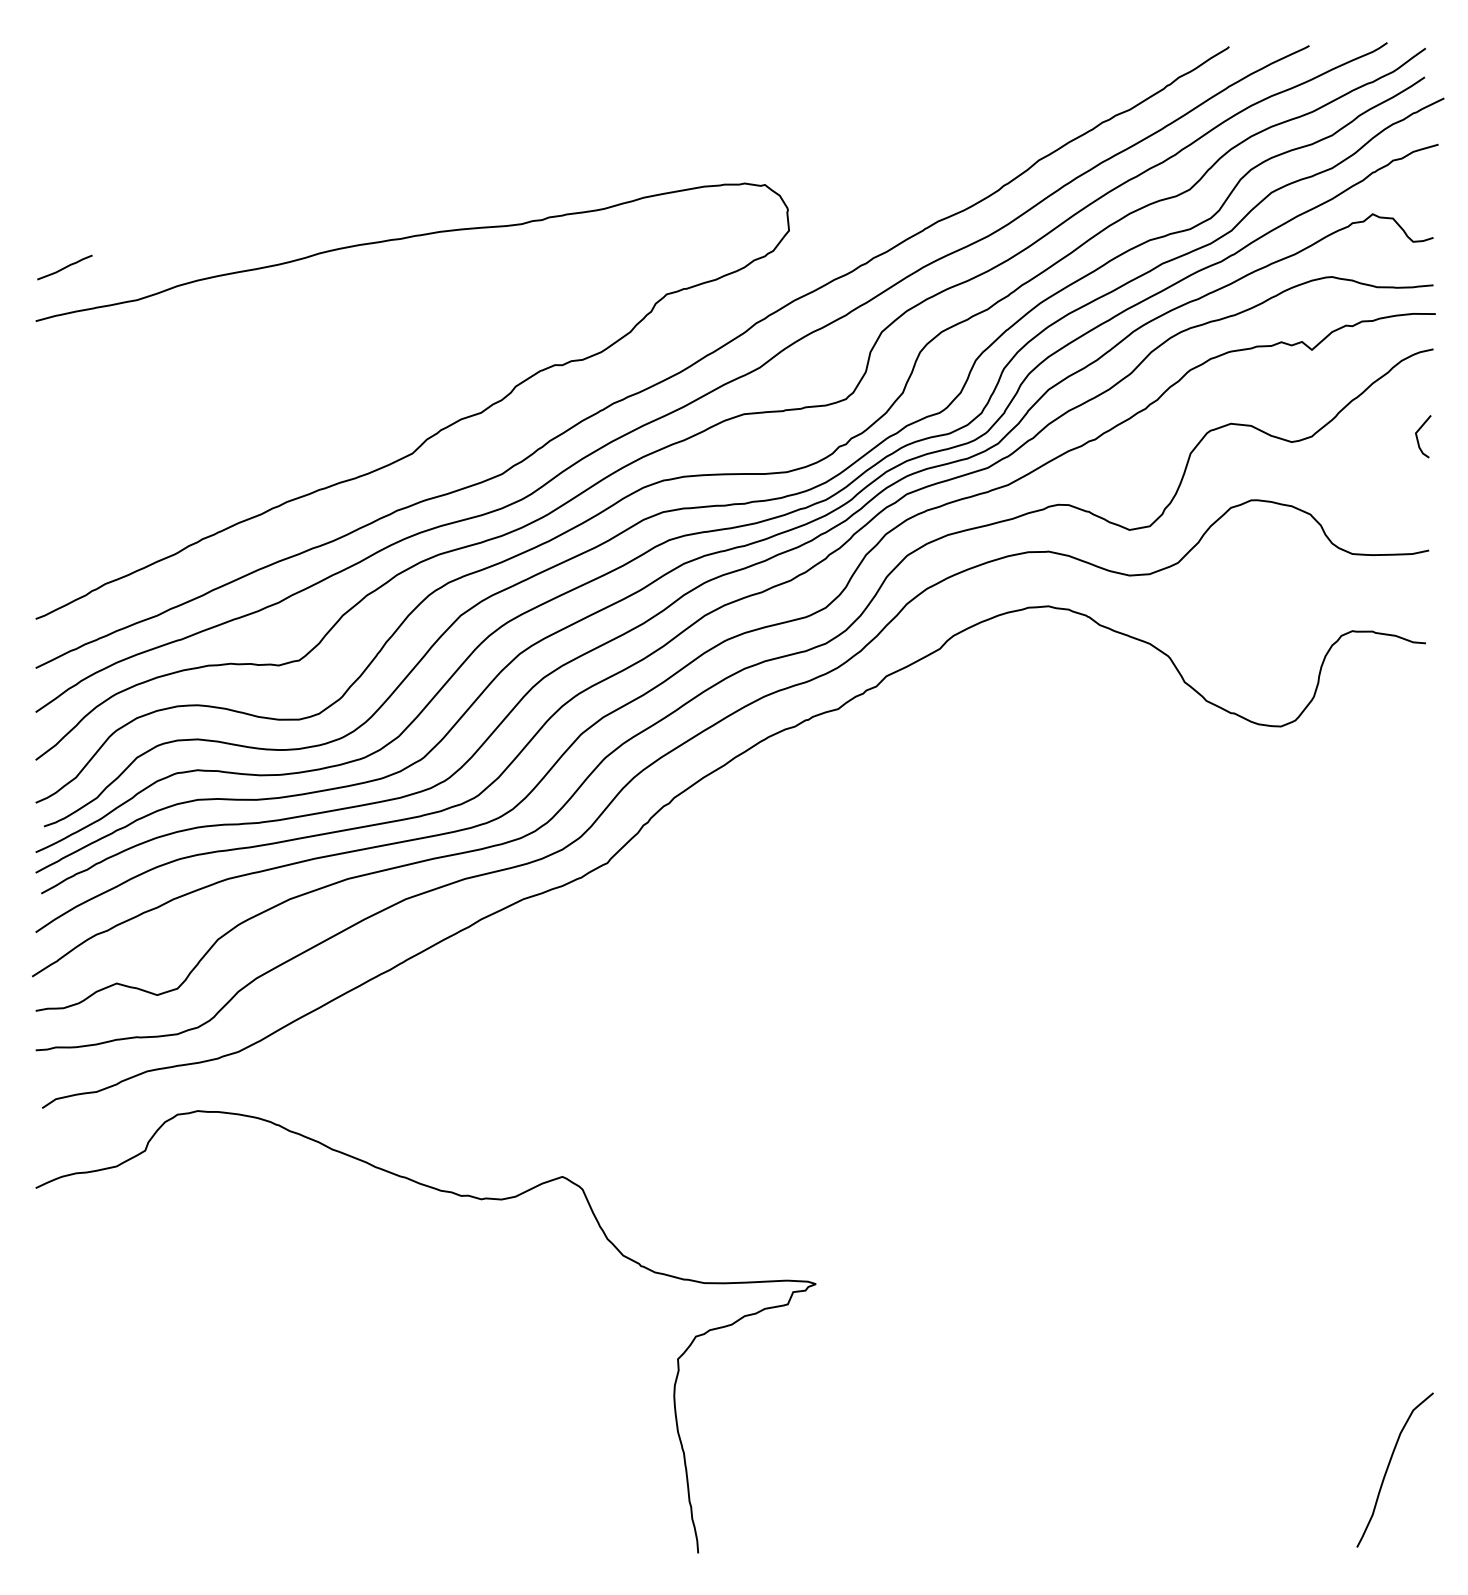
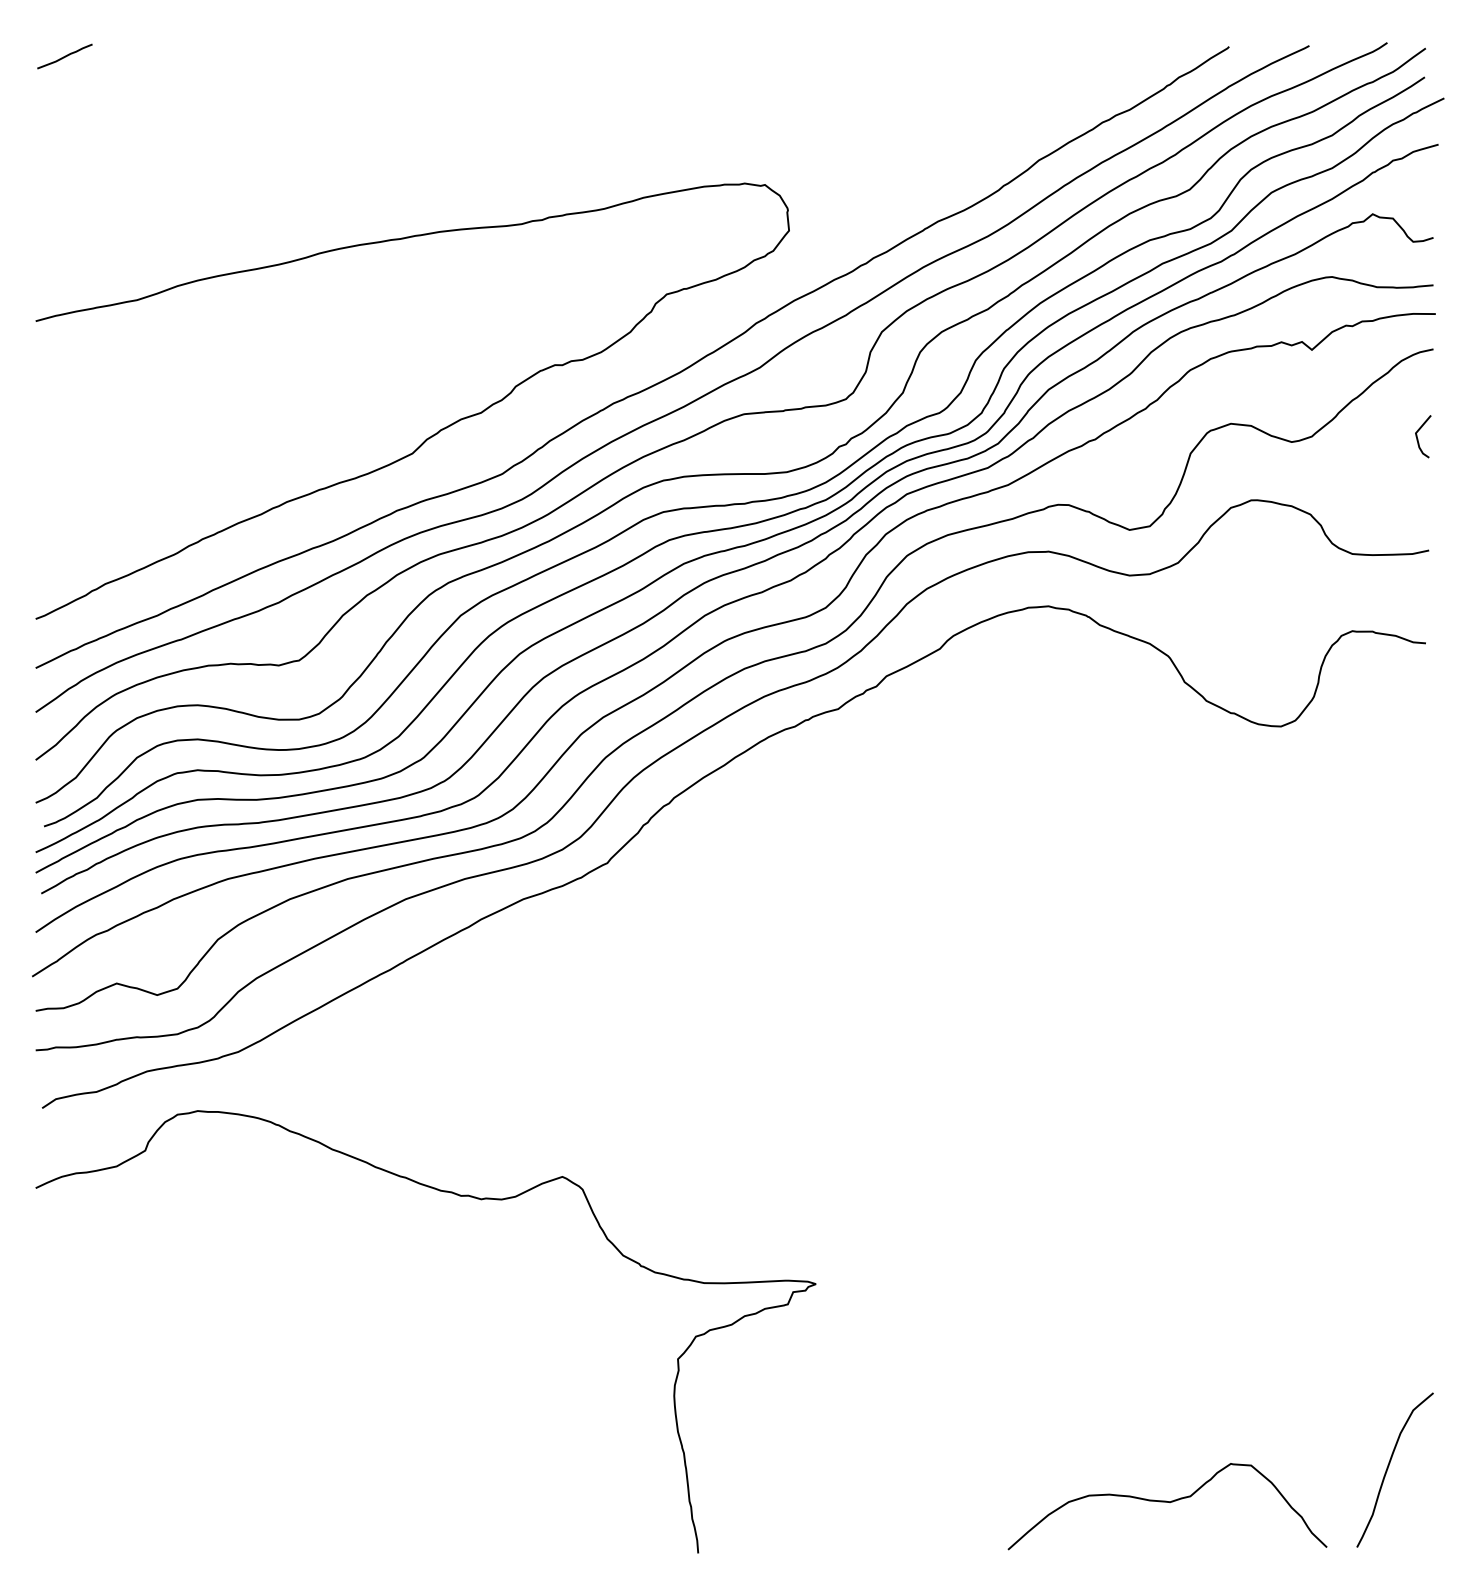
curve position: (64, 267) -> (64, 56) (64, 56)
curve: none -> present (1167, 1502)
